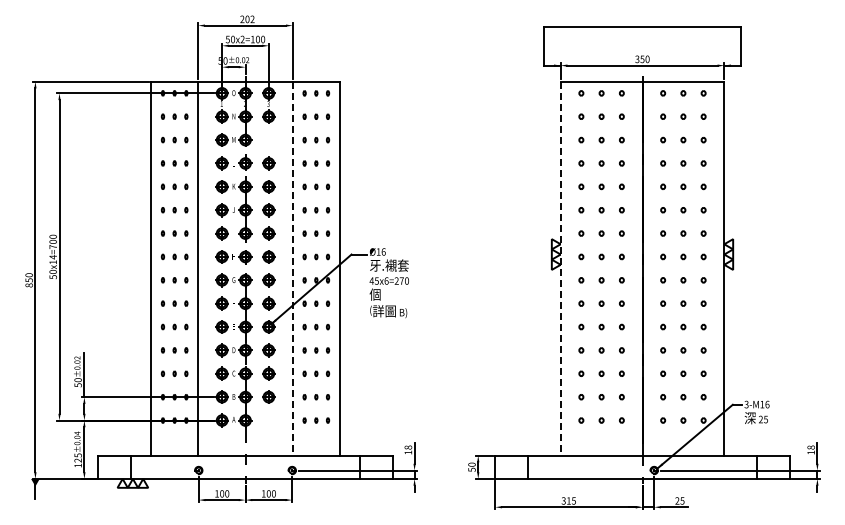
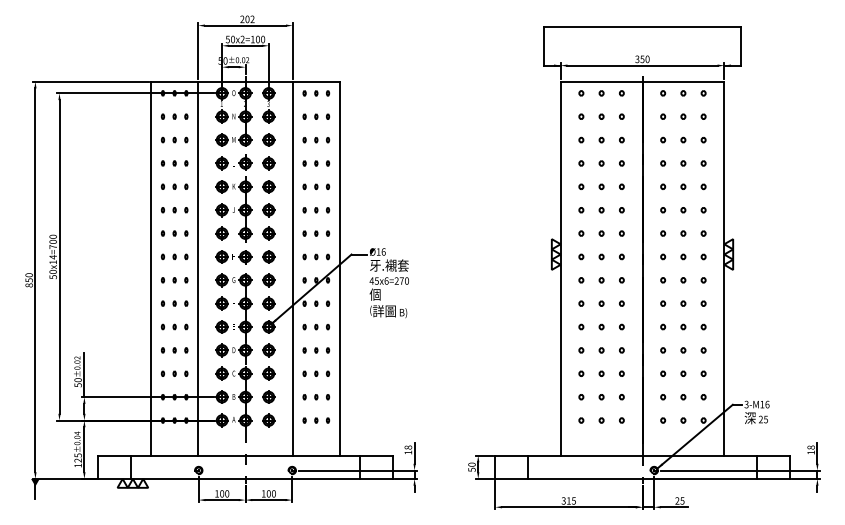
part: none -> present (268, 139)
line: dashed -> solid (292, 268)
line: dashed -> solid (560, 268)
part: none -> present (268, 420)
